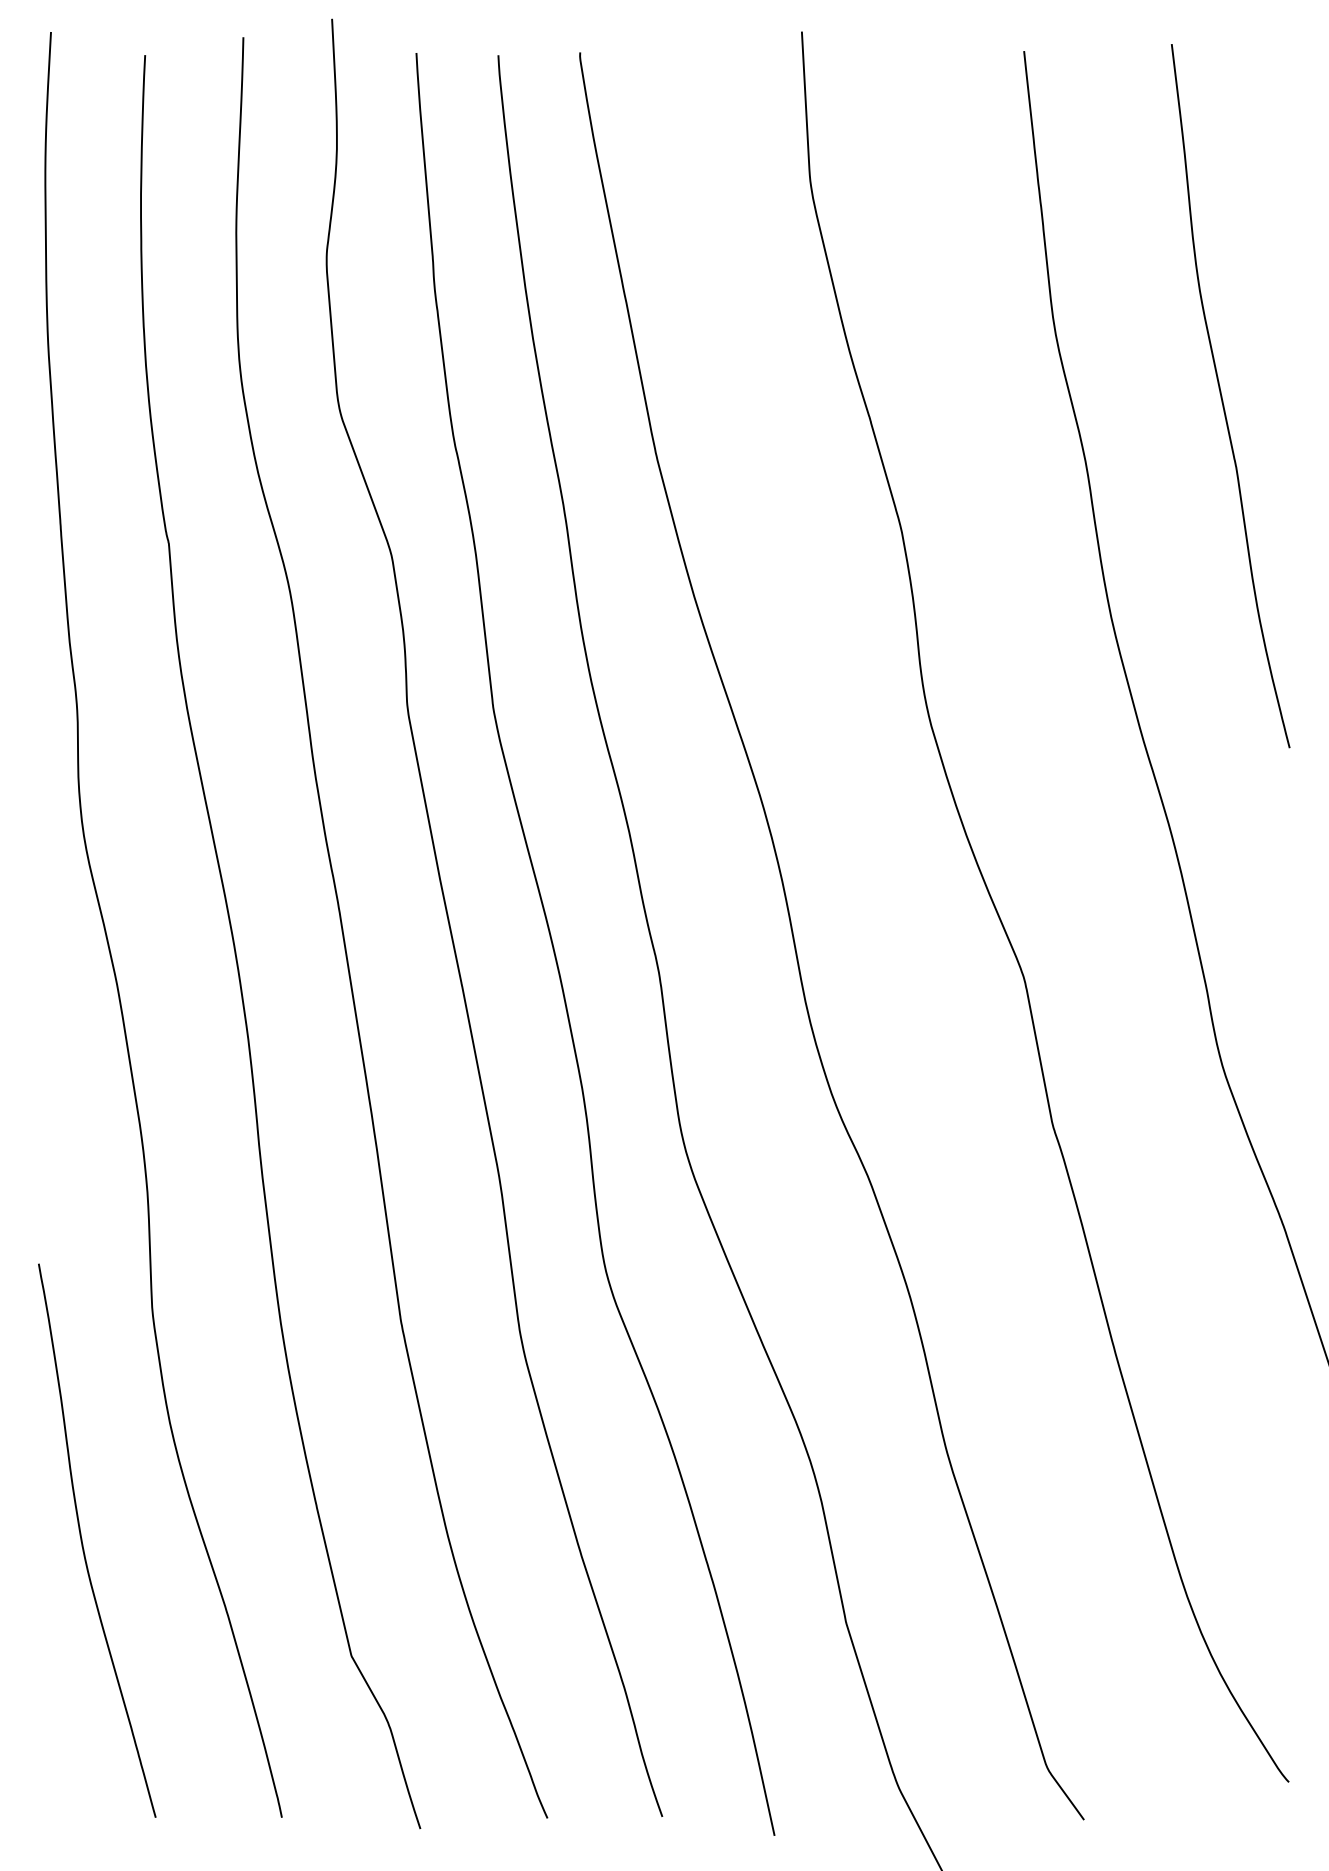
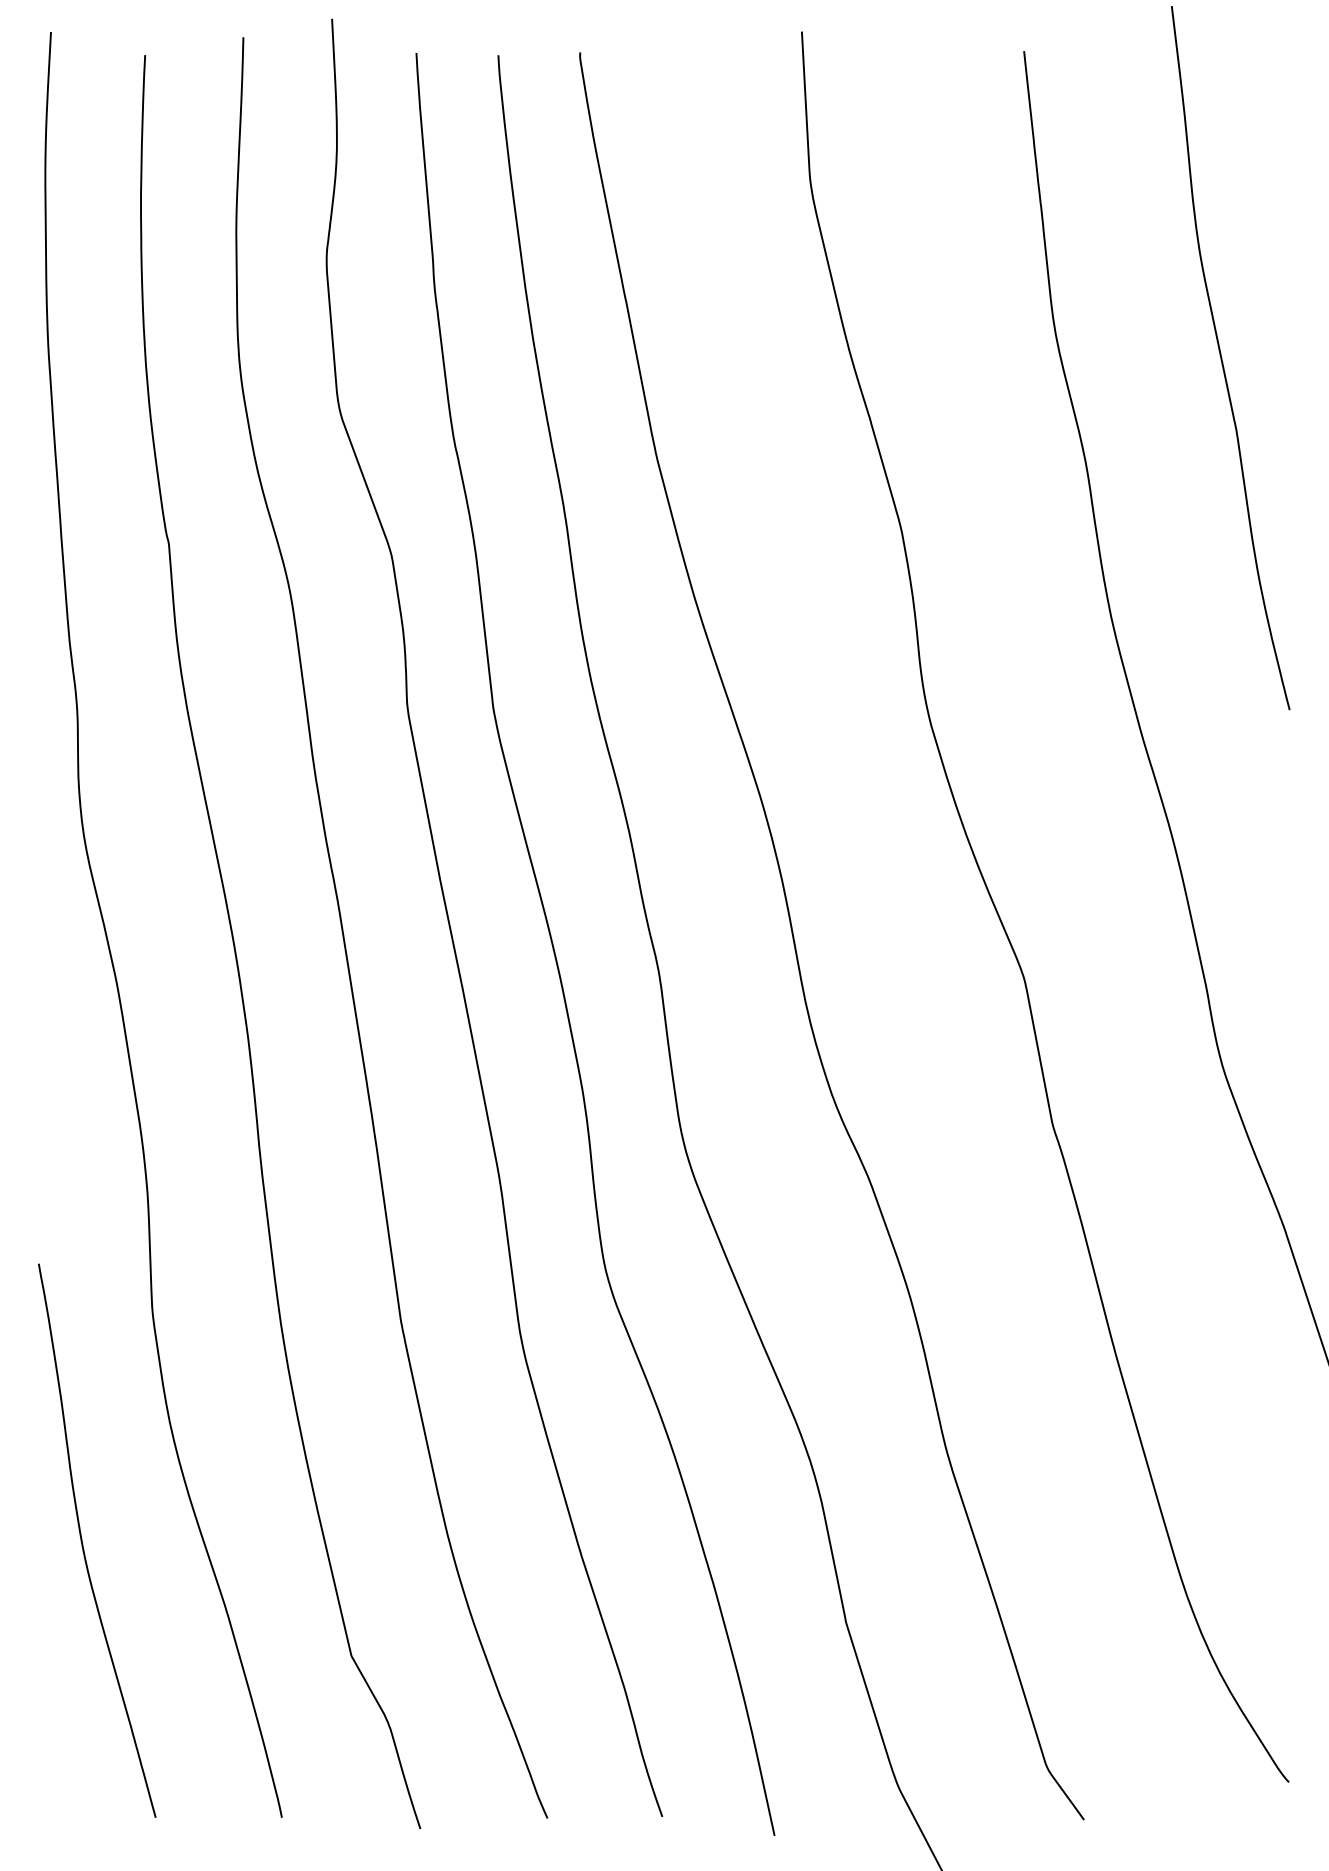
curve position: (1222, 396) -> (1222, 358) (1222, 358)
